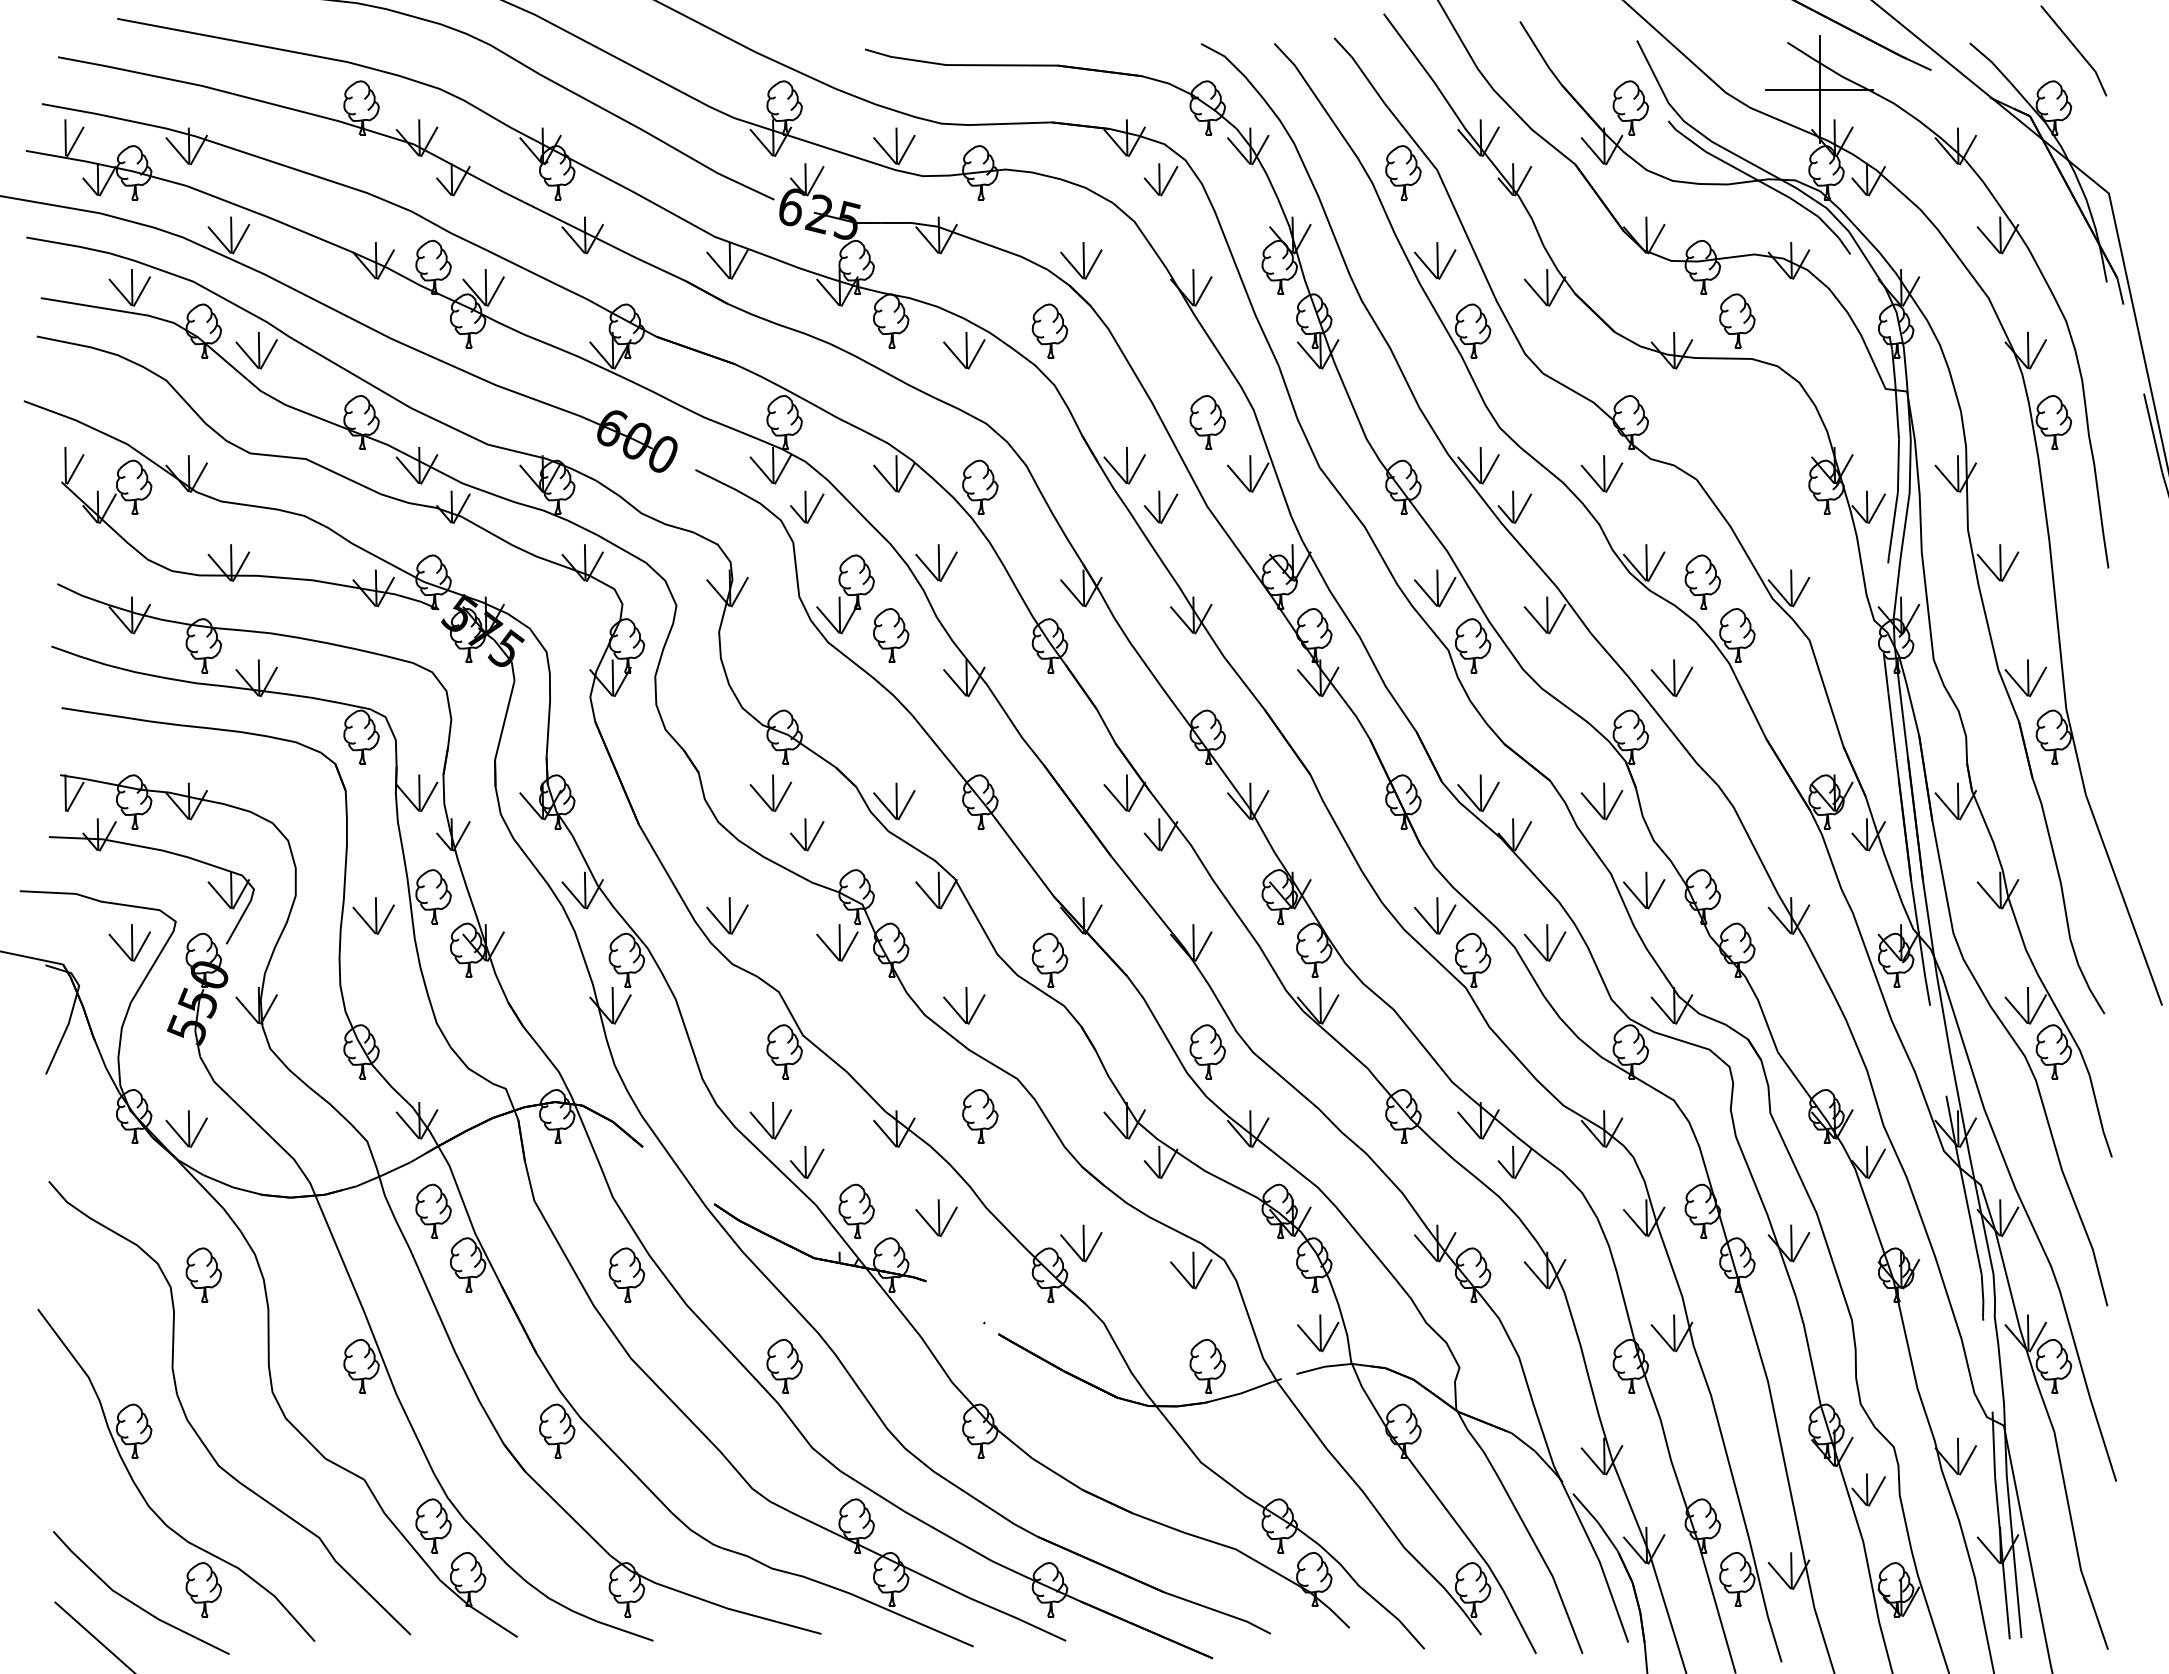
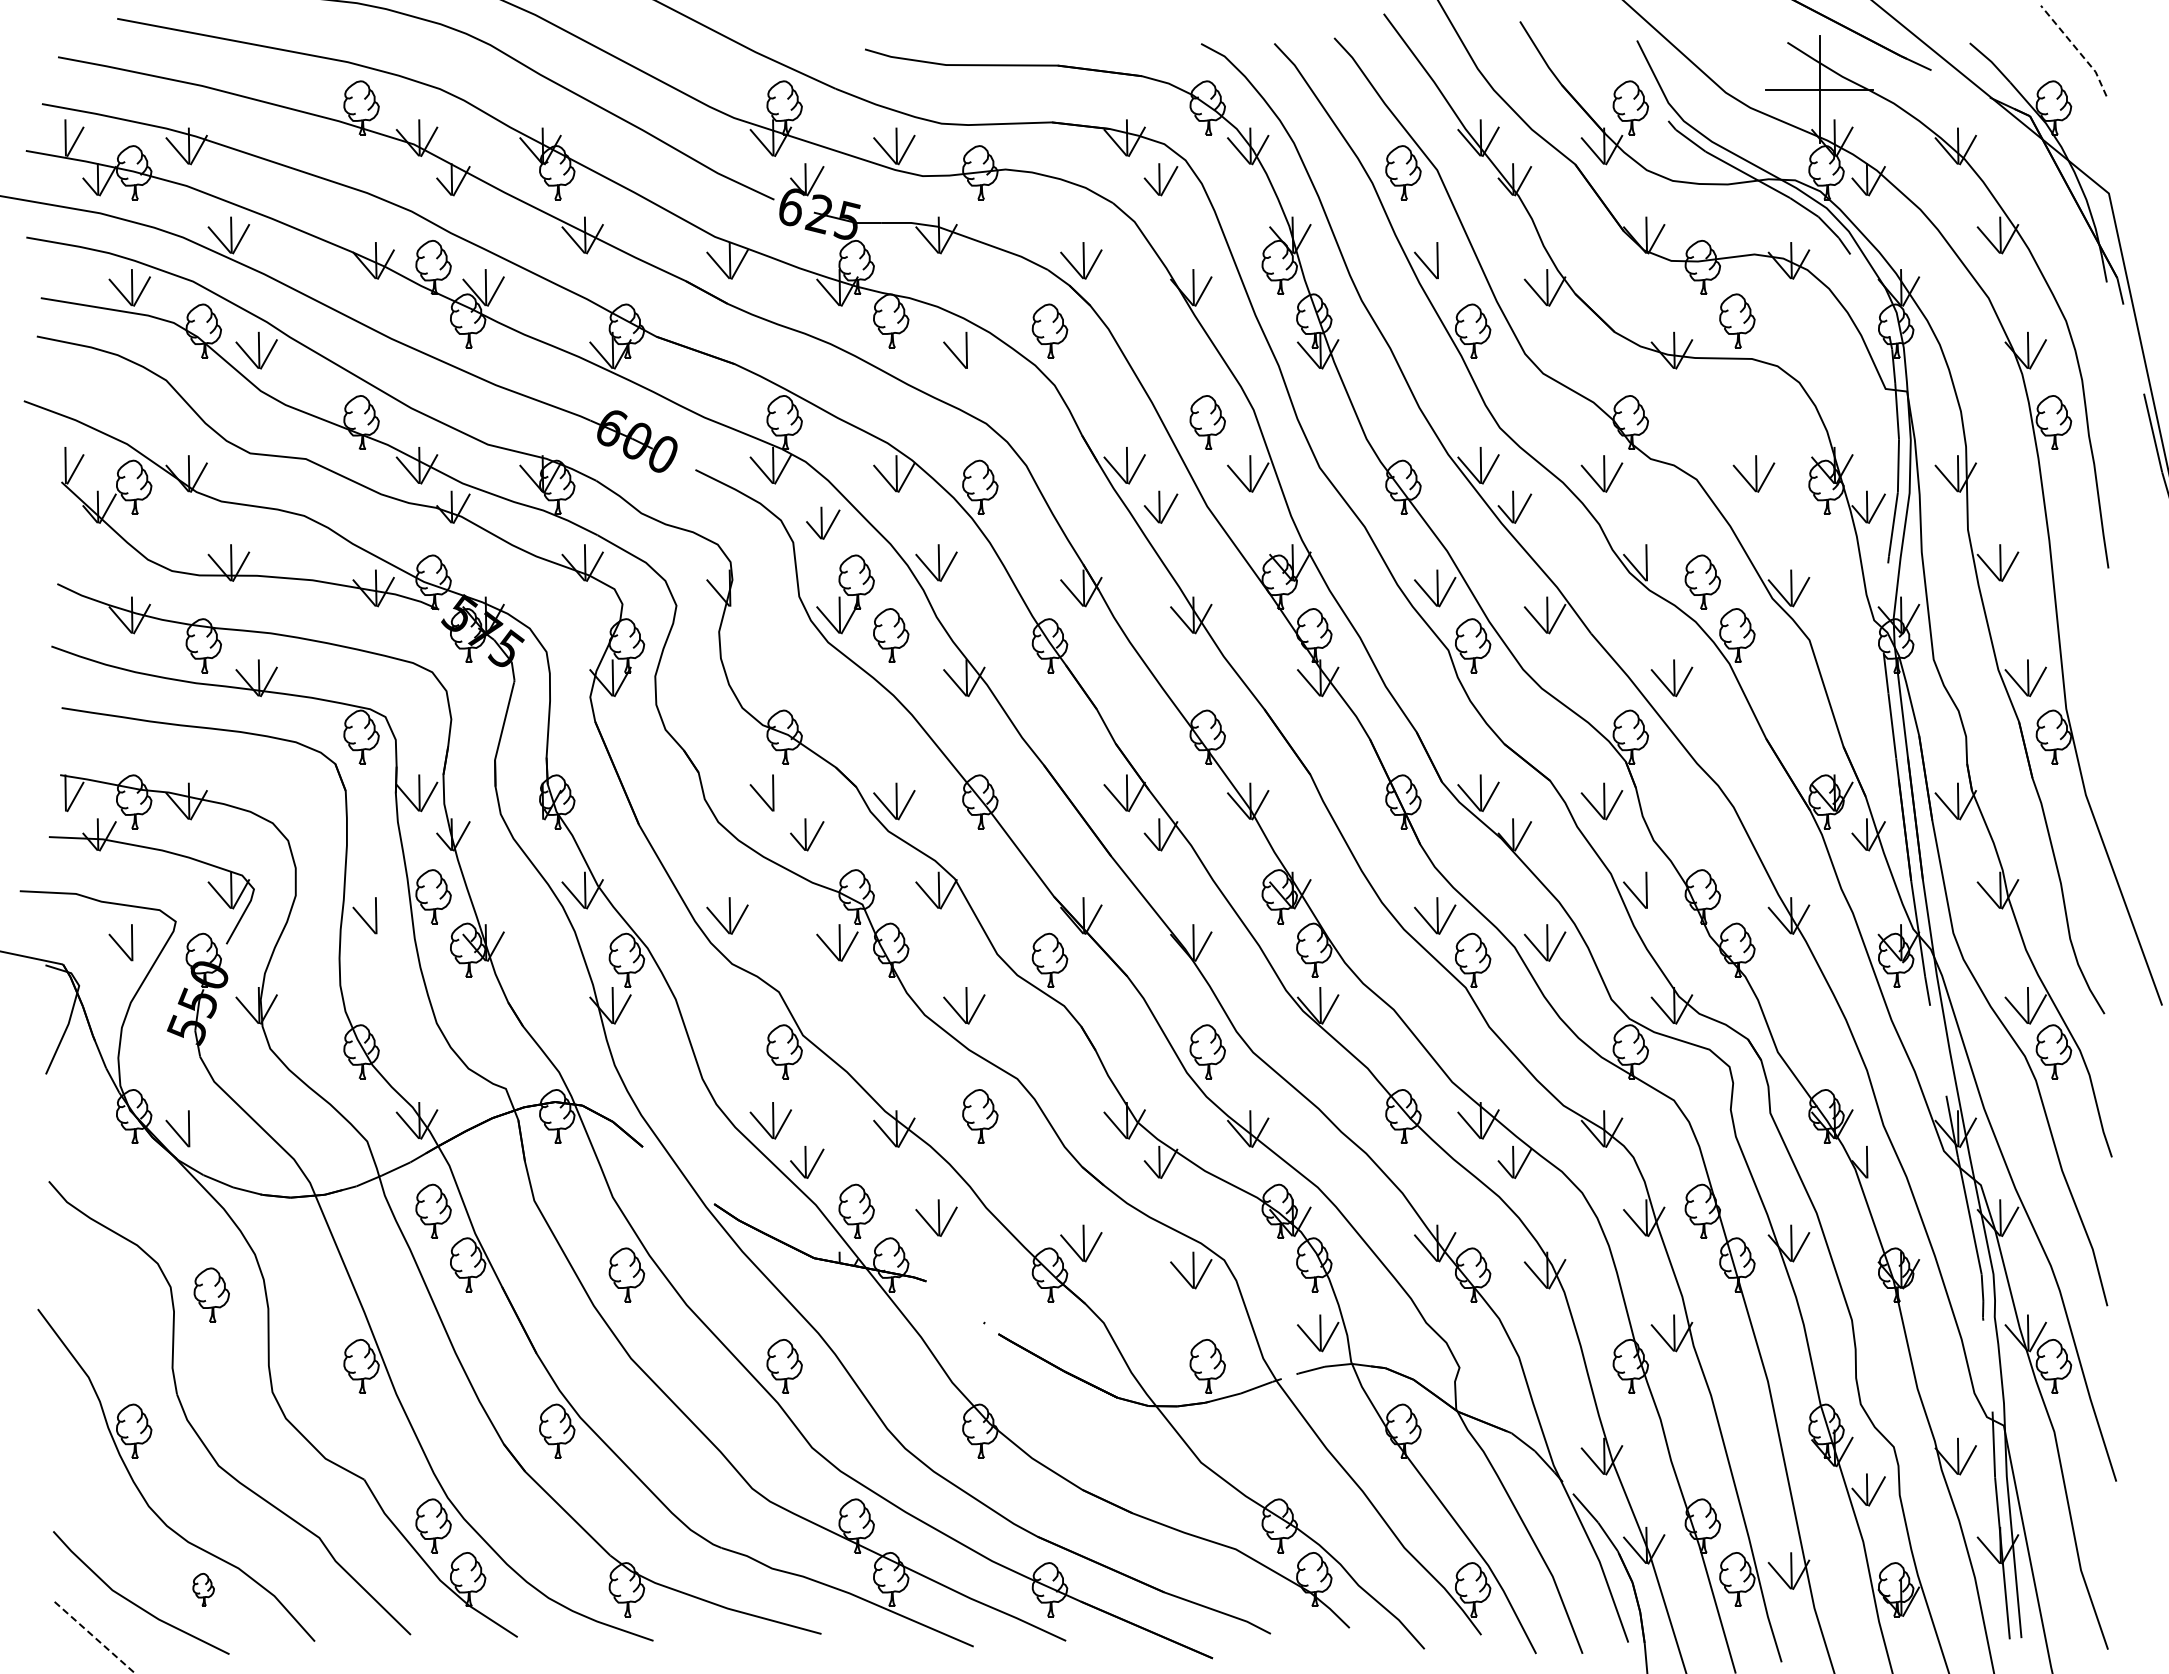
line: solid -> dashed (2077, 49)
line: present -> none (1447, 264)
line: present -> none (976, 354)
part: none -> present (1753, 473)
part position: (807, 506) -> (823, 522) (823, 522)
line: present -> none (1656, 566)
line: present -> none (739, 591)
line: present -> none (783, 796)
line: present -> none (530, 805)
line: present -> none (1656, 894)
line: present -> none (385, 919)
line: present -> none (141, 946)
line: present -> none (198, 1132)
line: present -> none (1876, 1163)
part position: (203, 1274) -> (211, 1294) (211, 1294)
part size: 37x56 px -> 23x34 px (203, 1589)
line: solid -> dashed (95, 1638)
